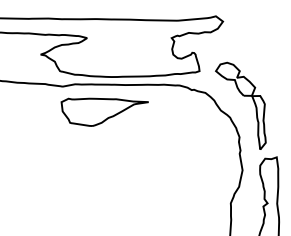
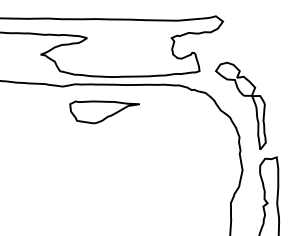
part size: 89x30 px -> 71x25 px (104, 112)
